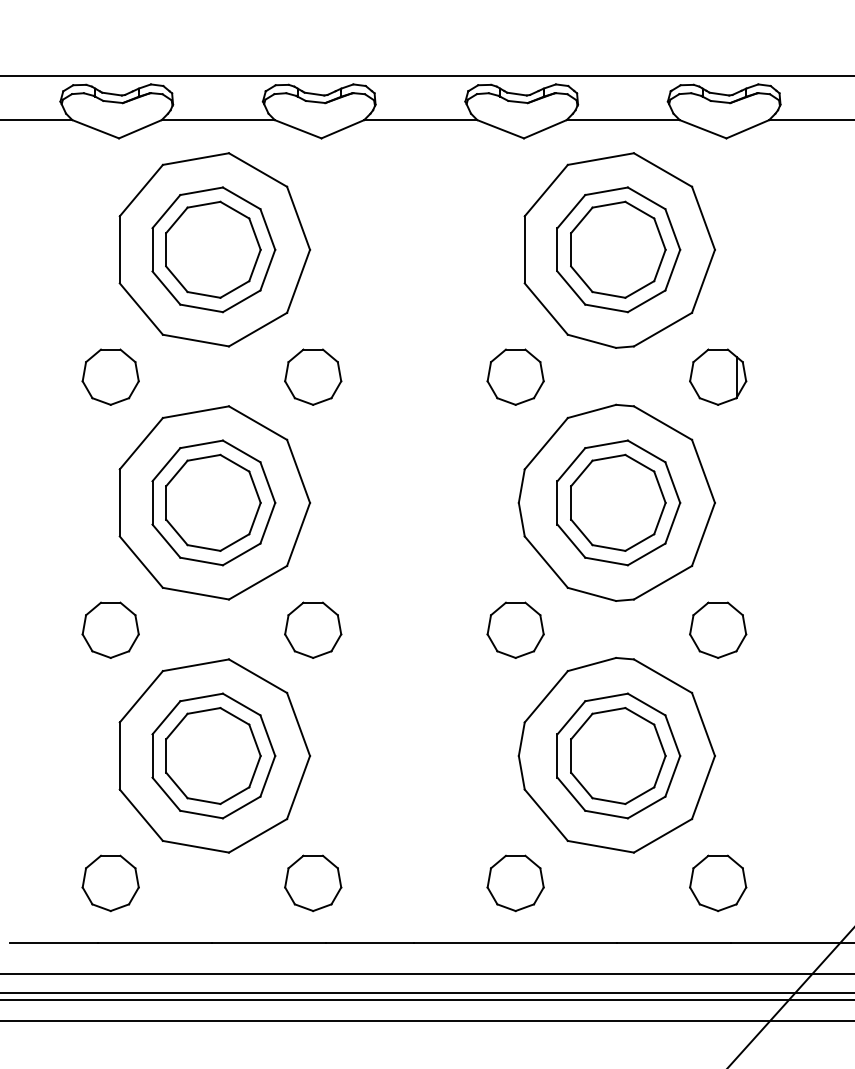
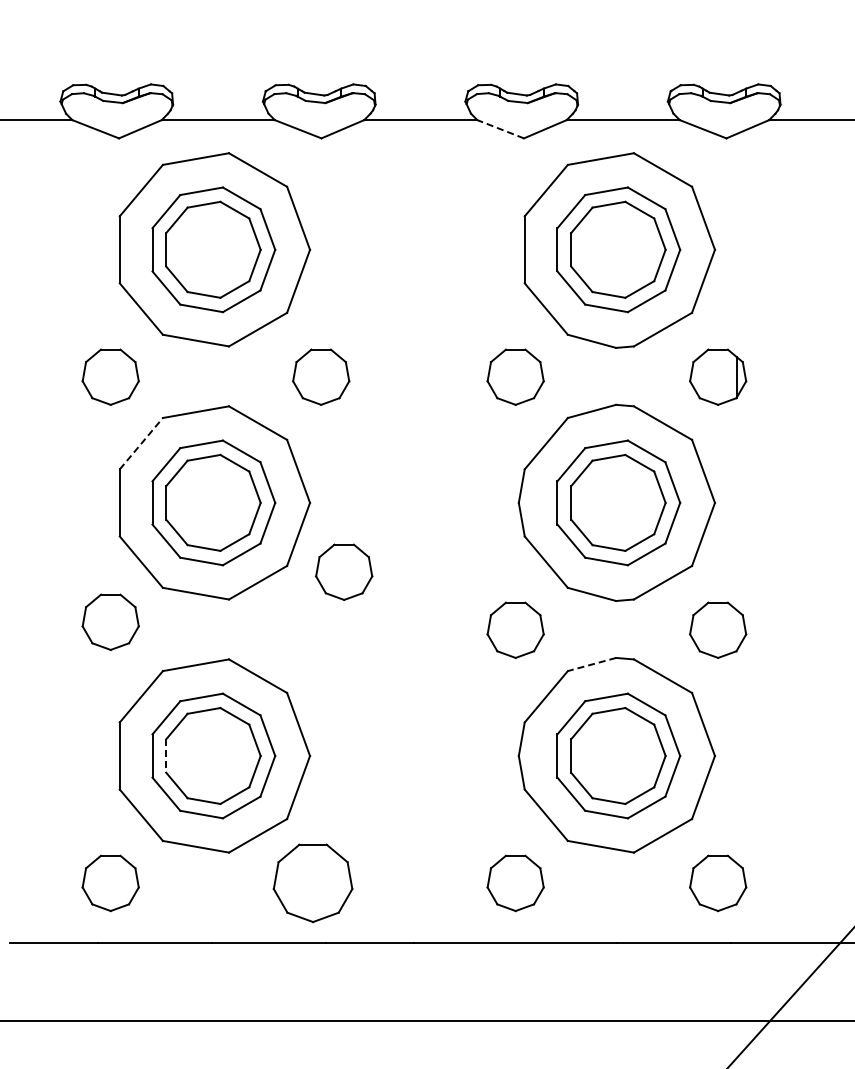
line: present -> none (426, 75)
line: solid -> dashed (500, 129)
part position: (313, 376) -> (321, 376) (321, 376)
line: solid -> dashed (141, 443)
part position: (110, 629) -> (110, 621) (110, 621)
part position: (313, 629) -> (344, 571) (344, 571)
line: solid -> dashed (591, 664)
line: solid -> dashed (166, 756)
part size: 59x59 px -> 82x81 px (312, 883)
line: present -> none (426, 974)
line: present -> none (426, 993)
line: present -> none (426, 999)
